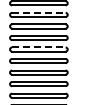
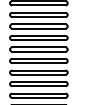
line: dashed -> solid (38, 12)
line: dashed -> solid (38, 47)
